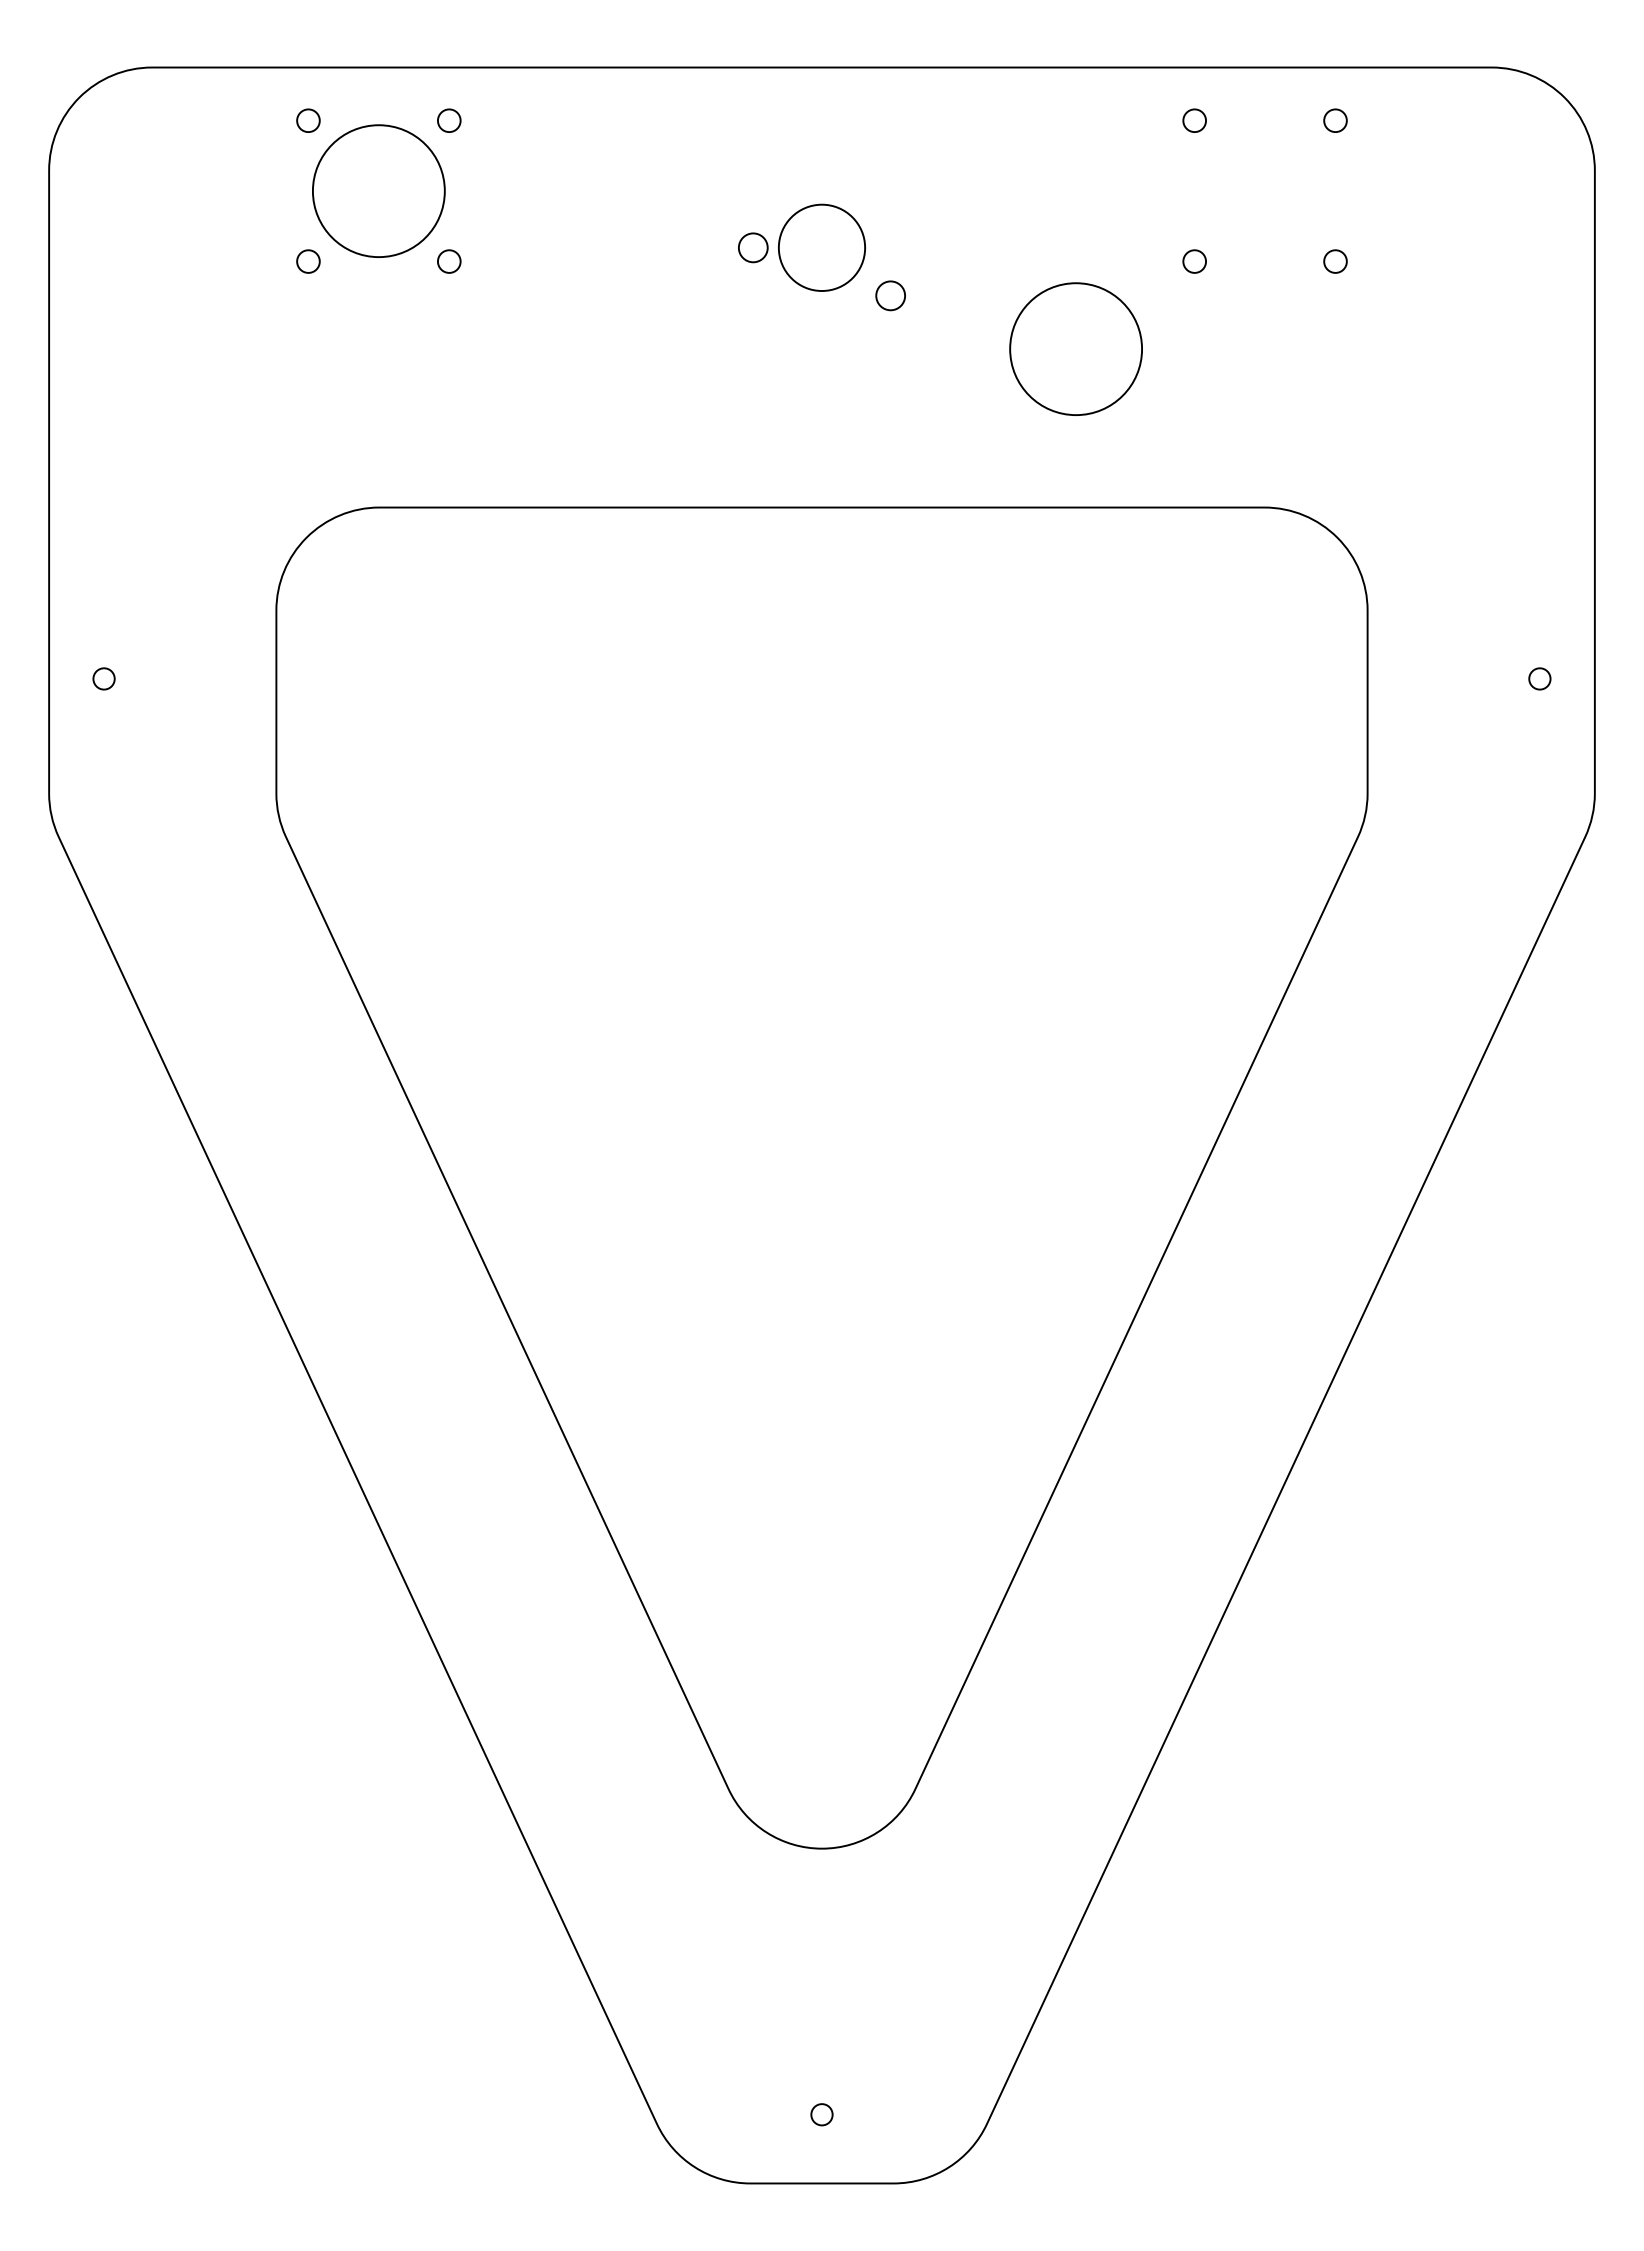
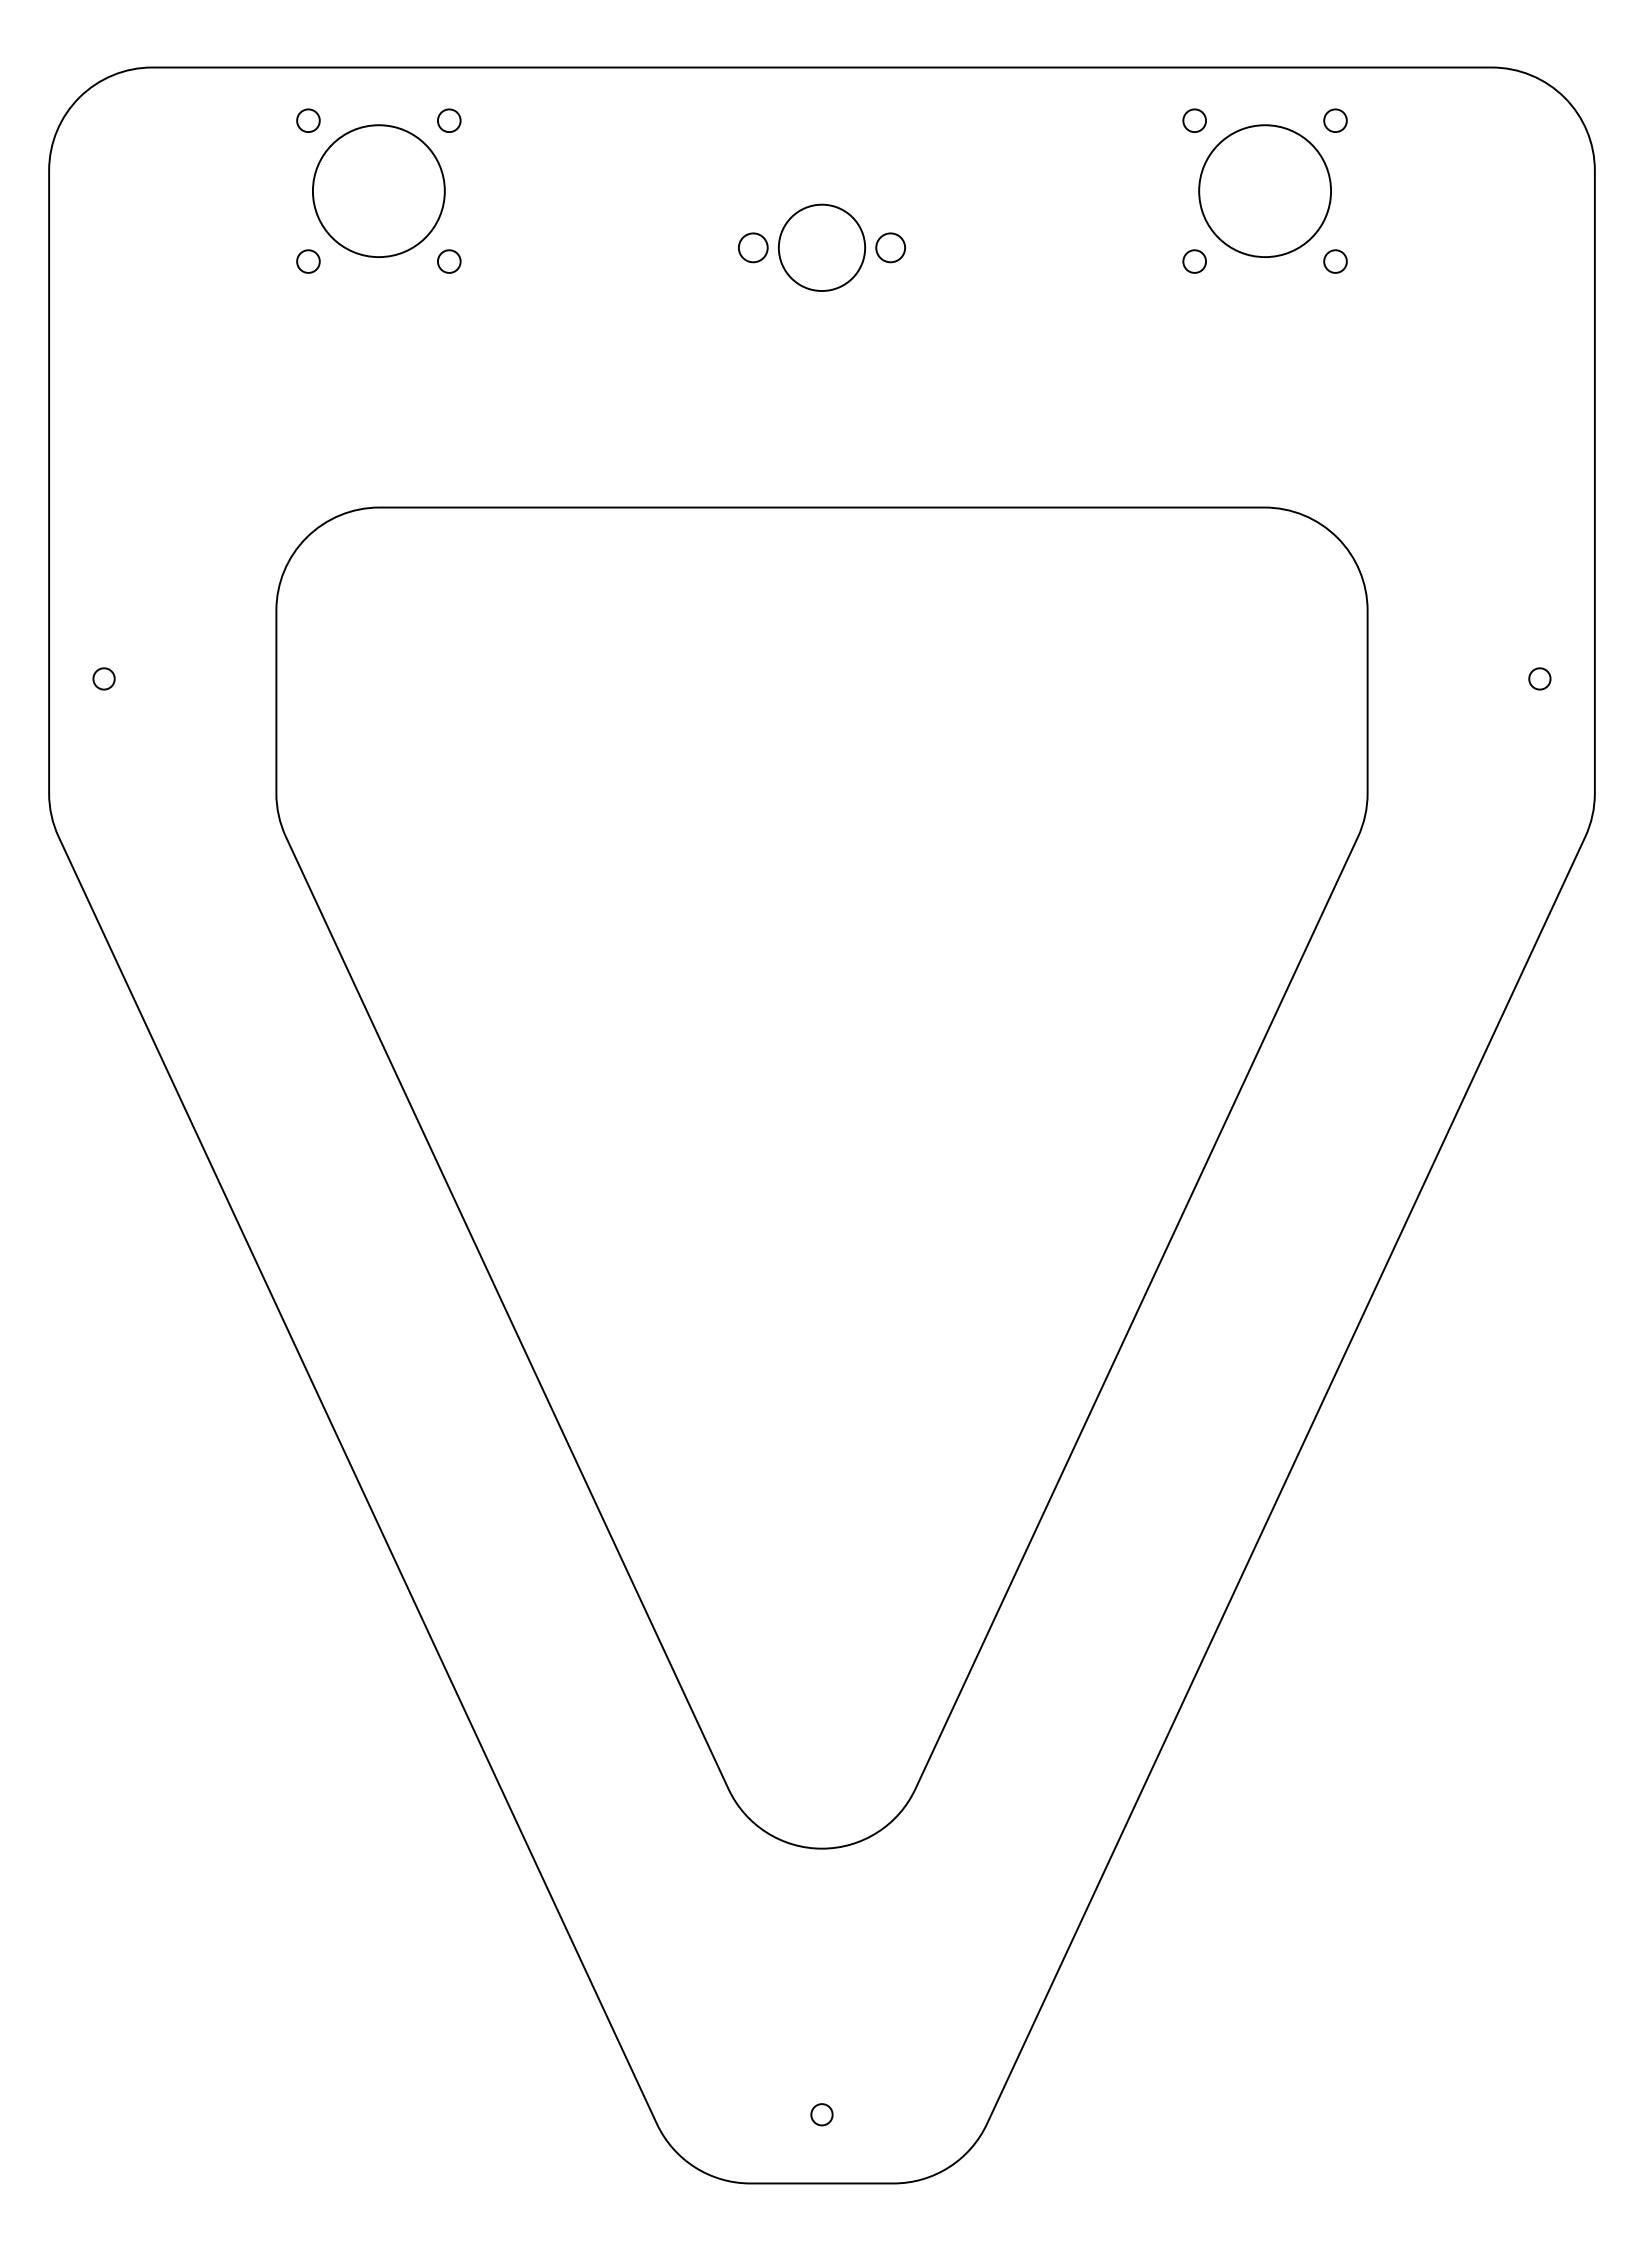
circle position: (890, 295) -> (890, 247) (890, 247)
circle position: (1075, 348) -> (1264, 190) (1264, 190)
